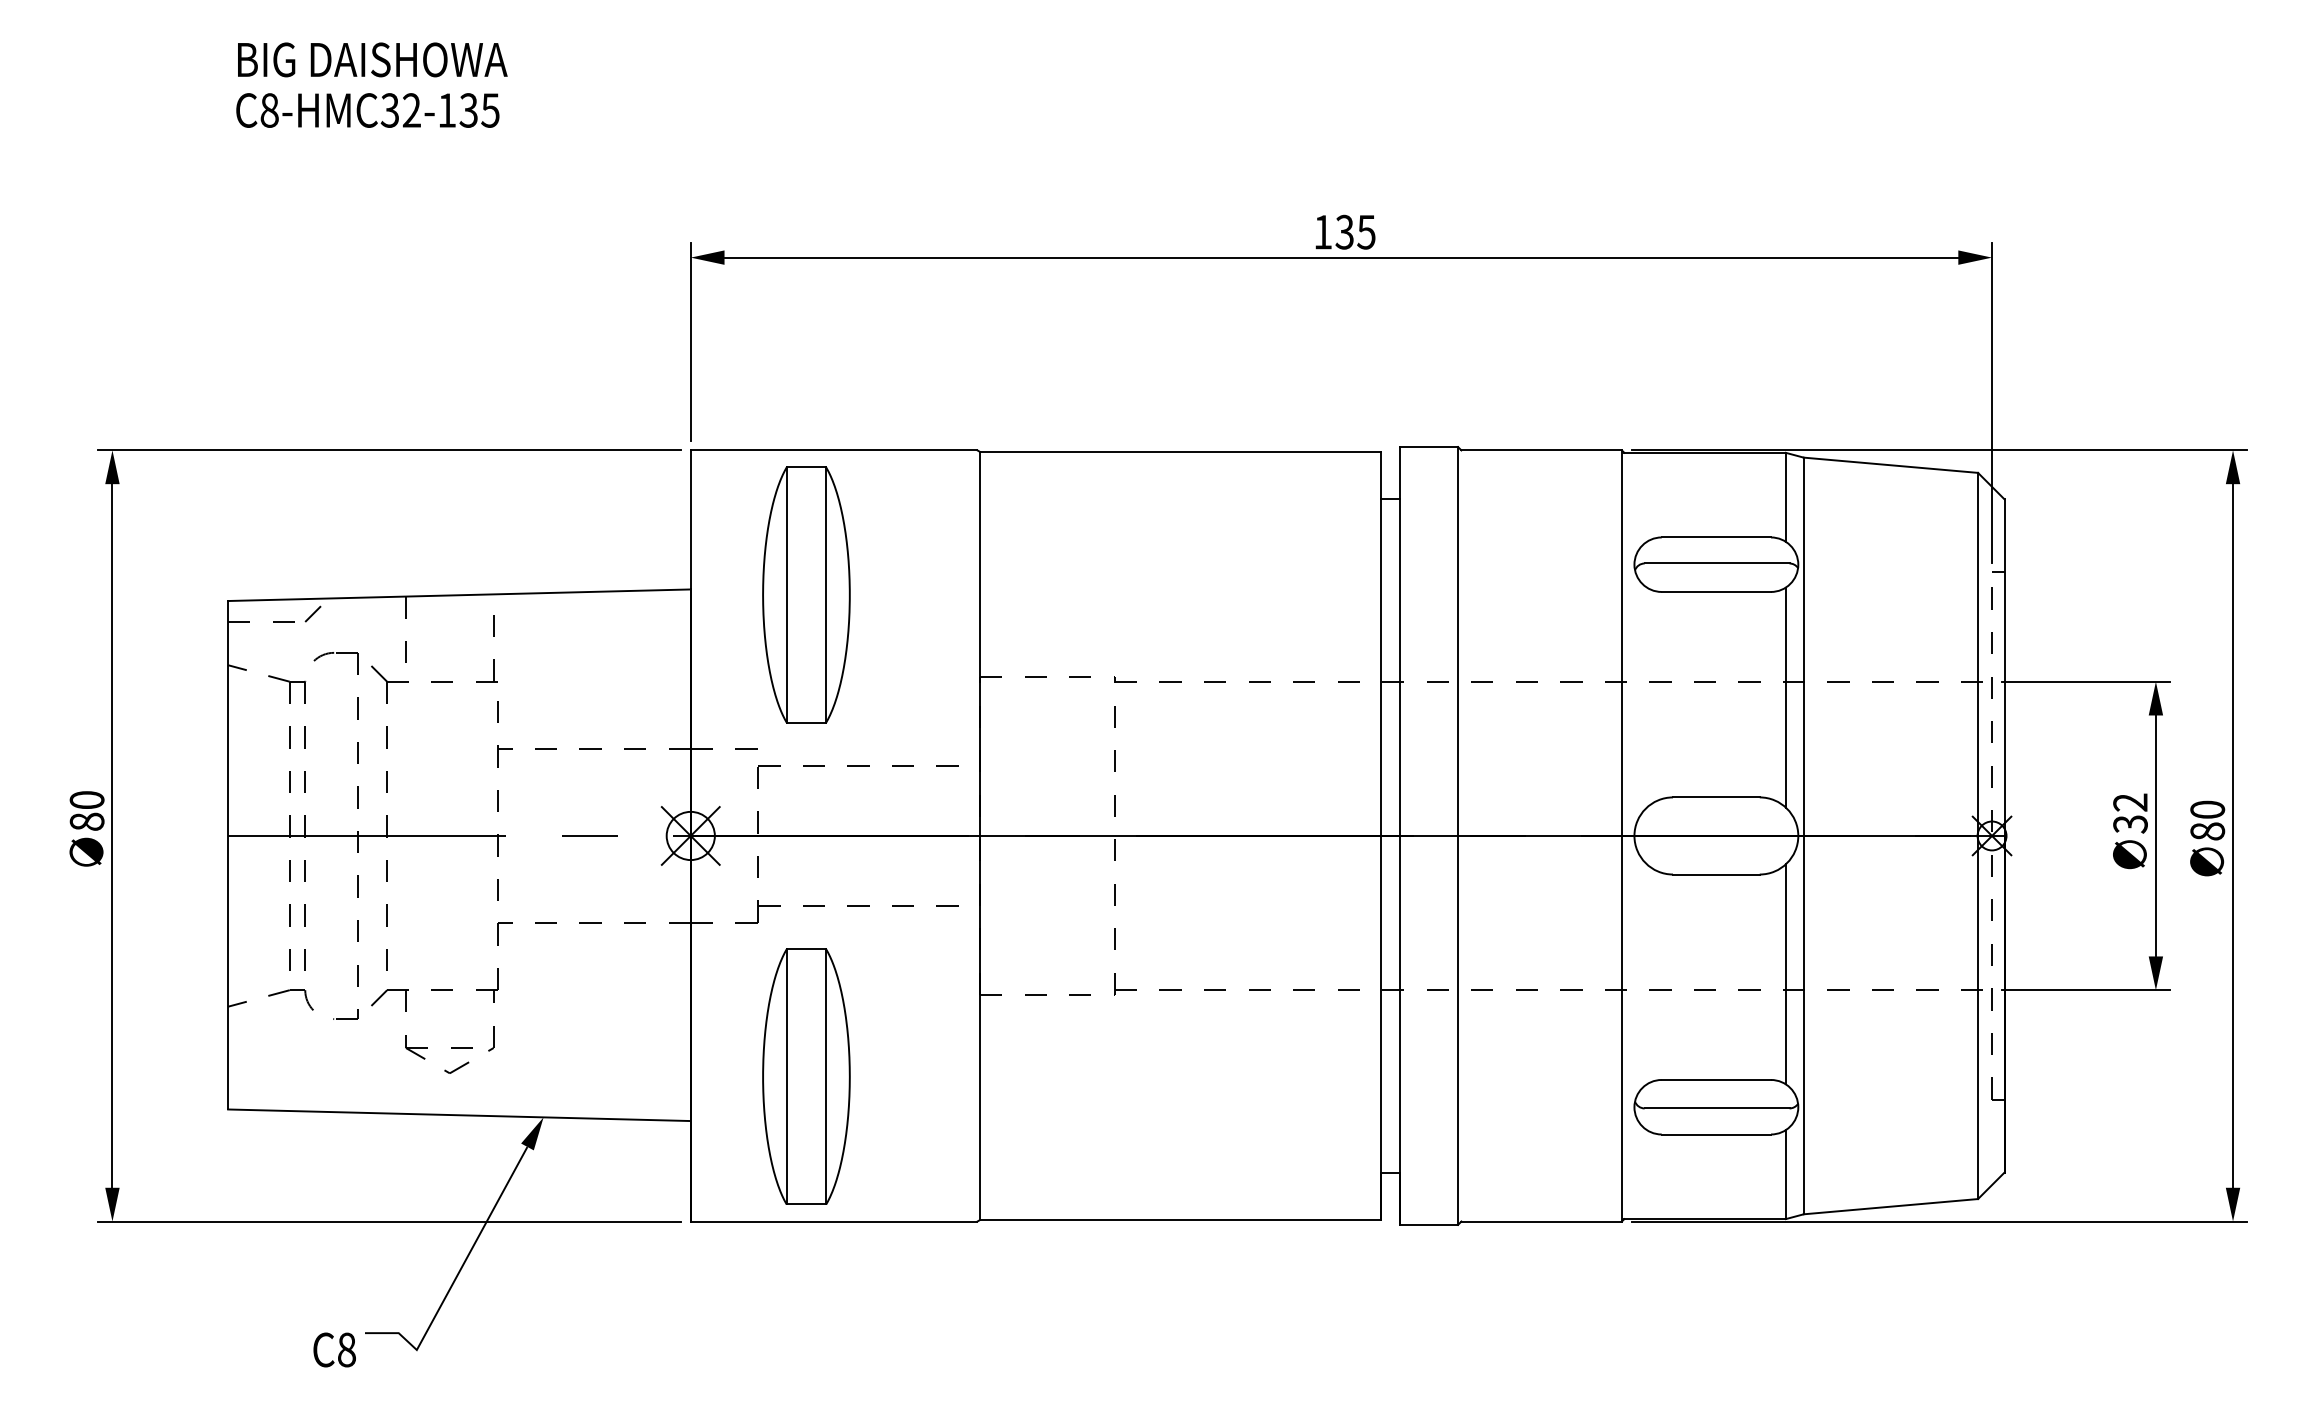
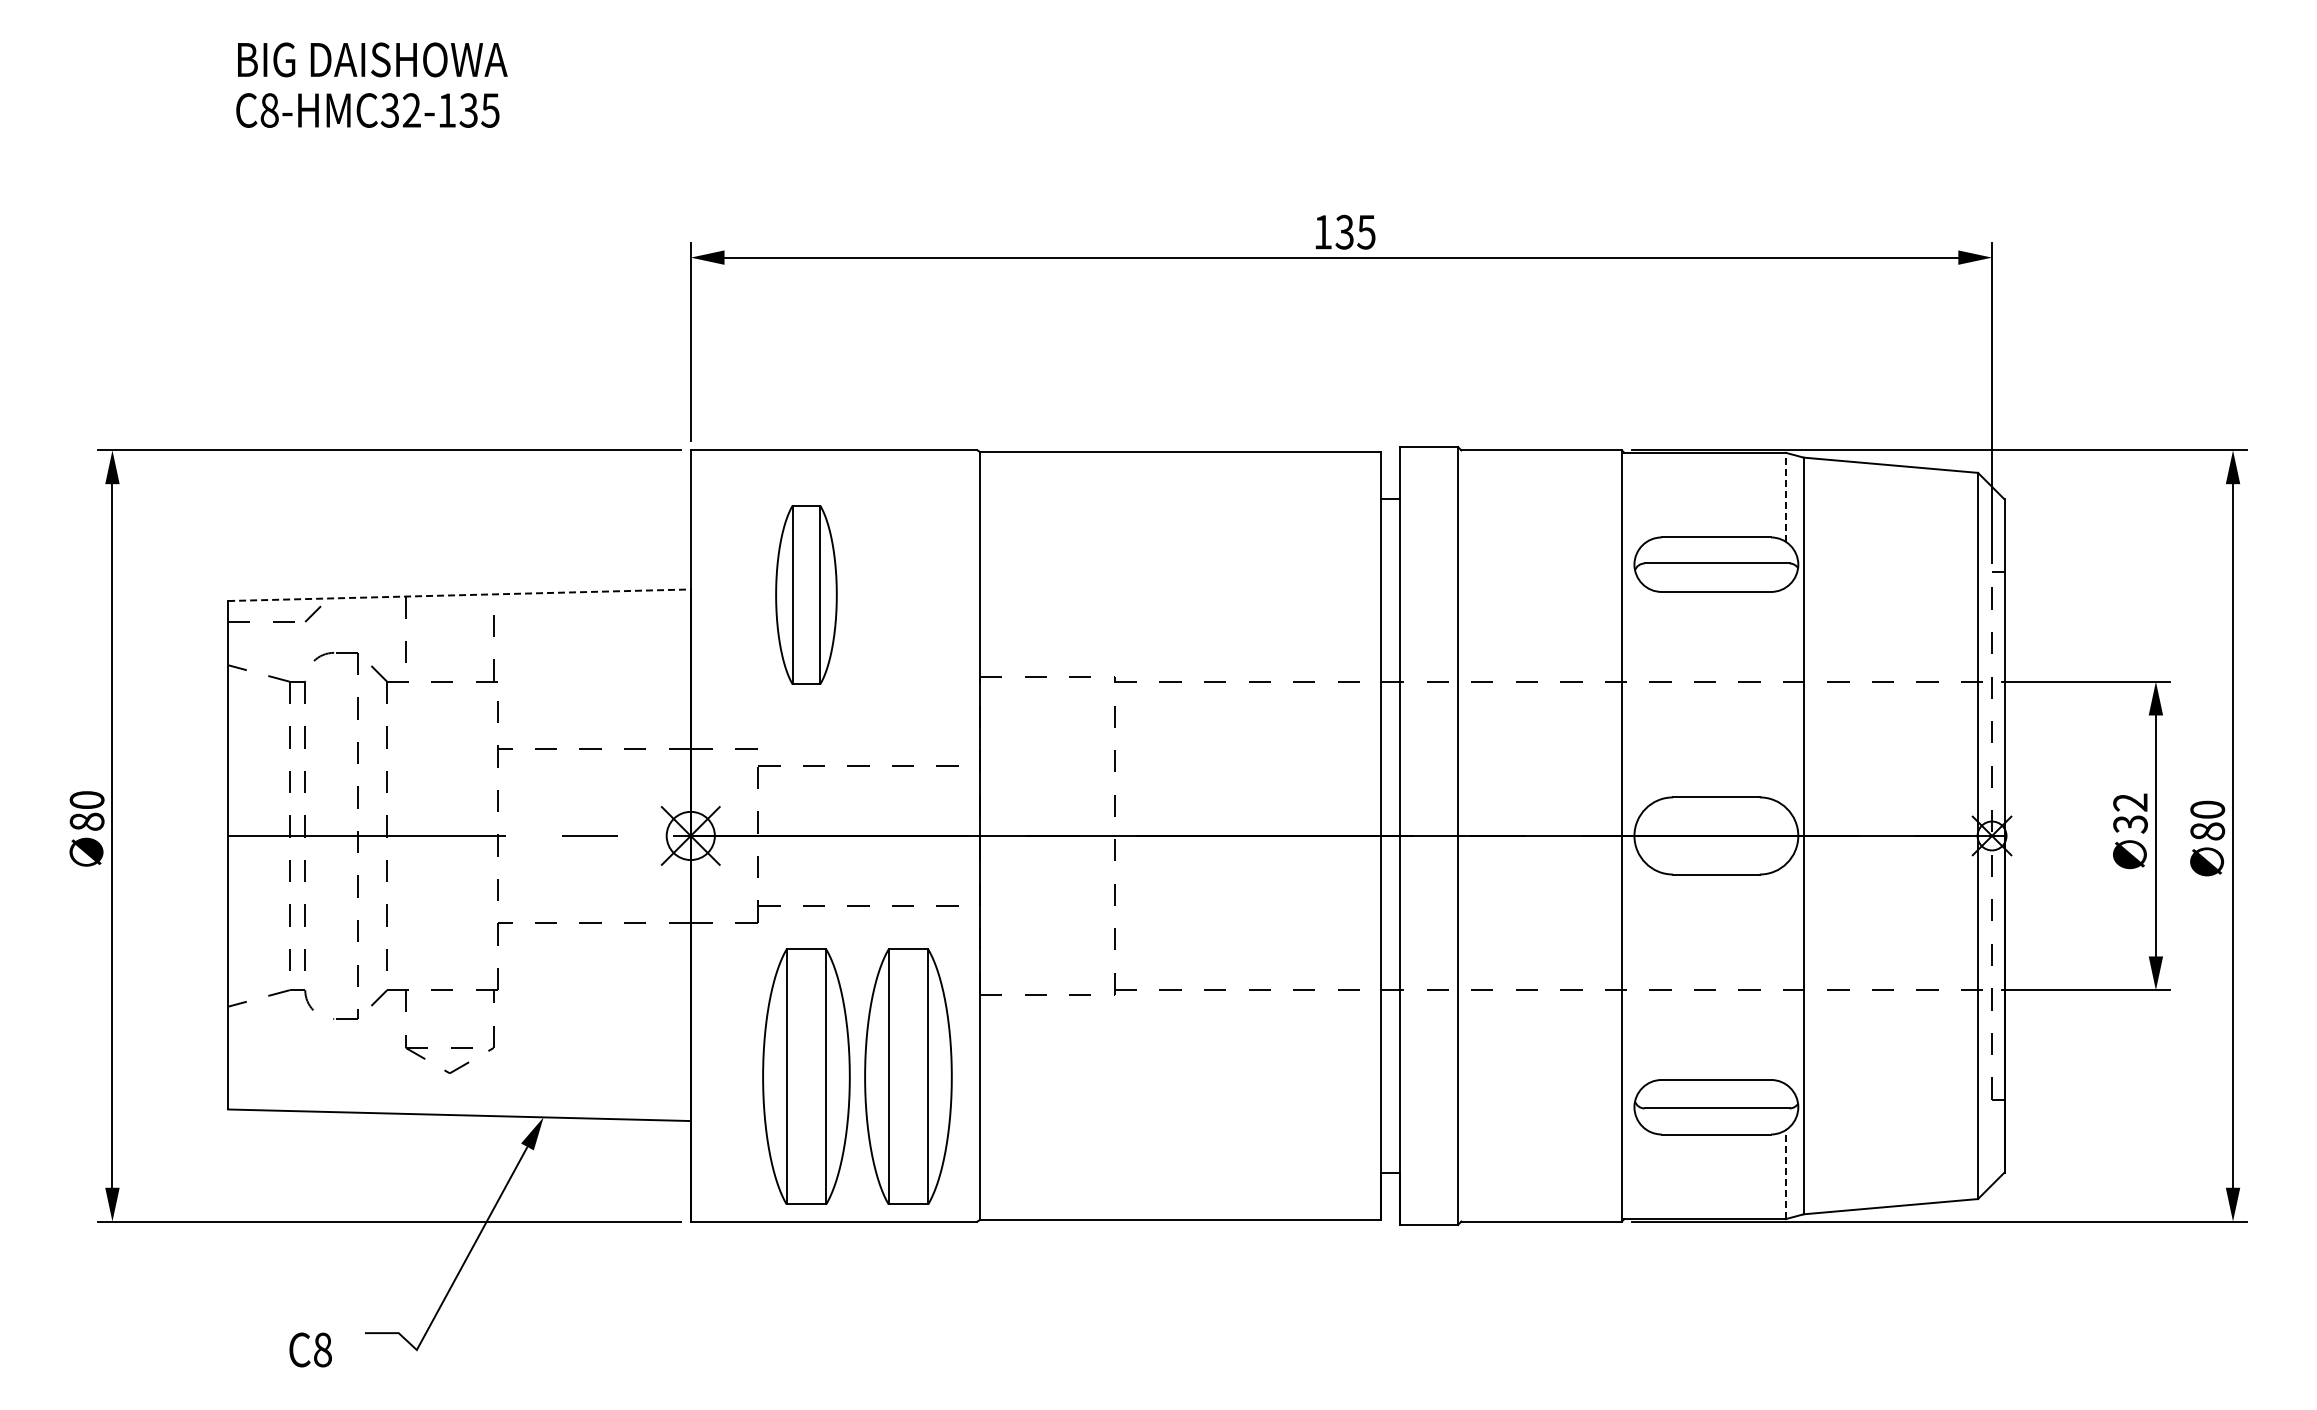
line: solid -> dashed (1785, 496)
part size: 89x258 px -> 63x180 px (806, 594)
line: solid -> dashed (459, 595)
line: present -> none (1785, 697)
line: present -> none (1785, 974)
part: none -> present (908, 1076)
line: solid -> dashed (1785, 1174)
text position: (334, 1349) -> (310, 1349) (310, 1349)
